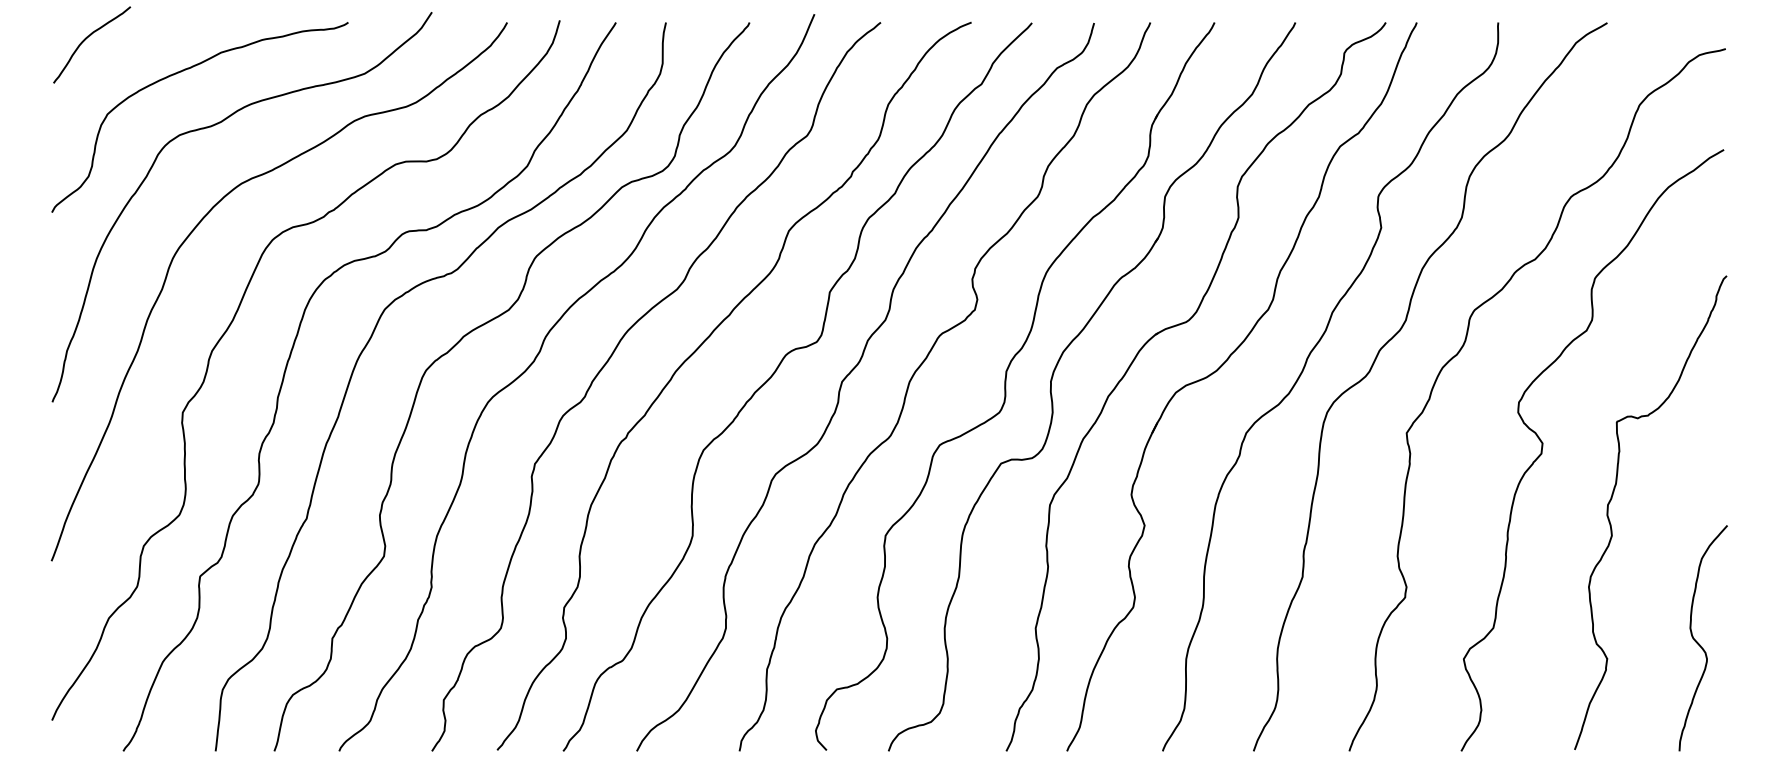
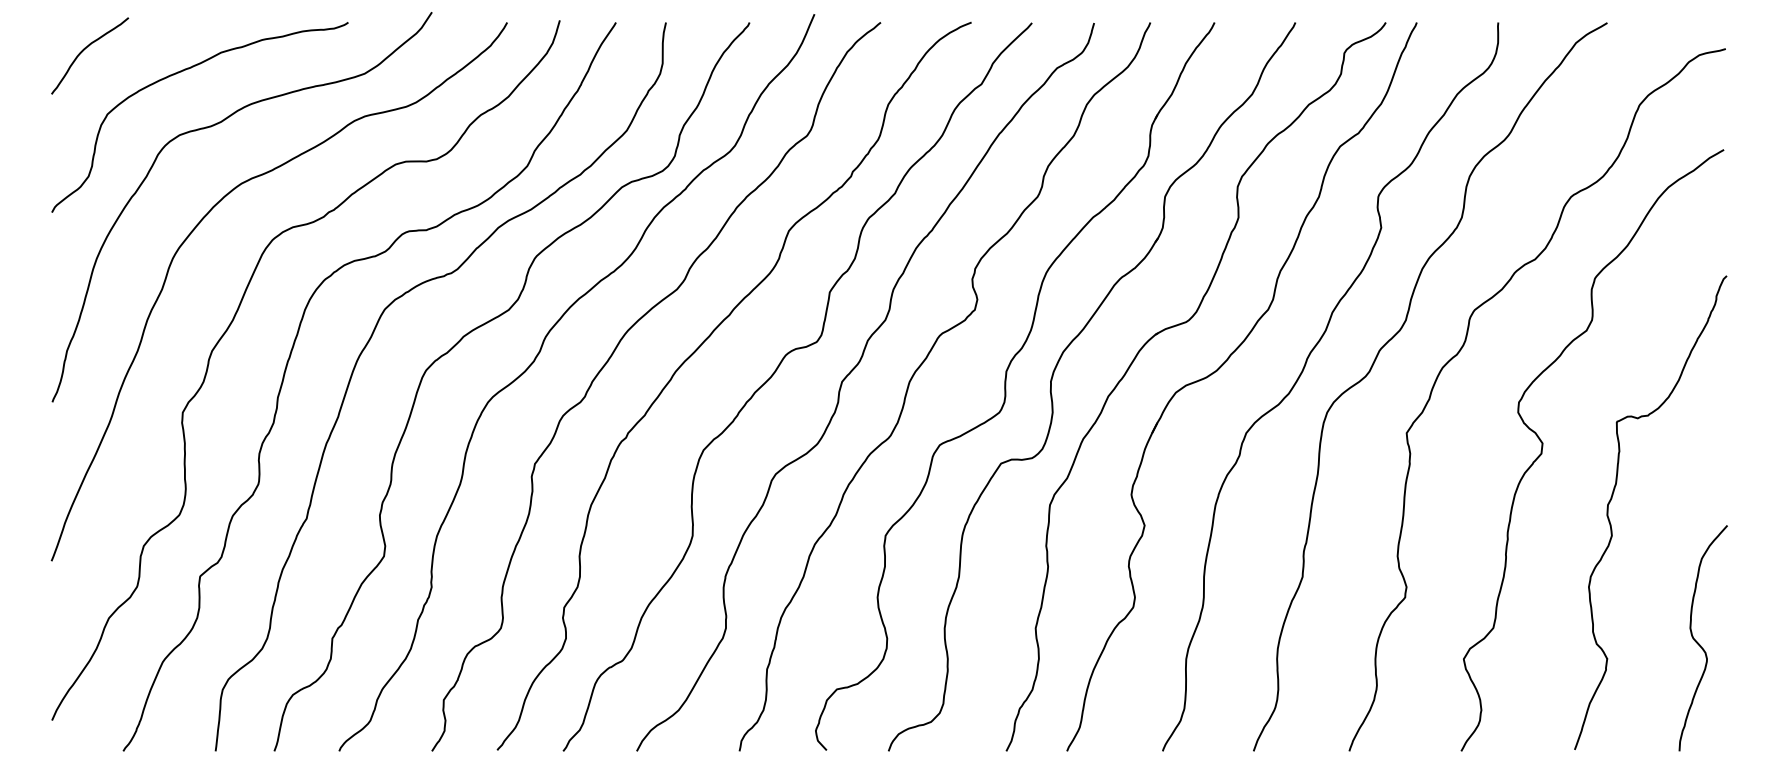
curve position: (87, 38) -> (85, 49) (85, 49)
